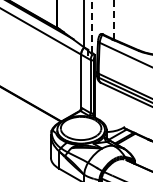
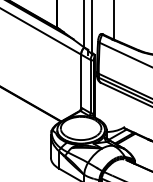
line: dashed -> solid (114, 20)
line: dashed -> solid (92, 27)
